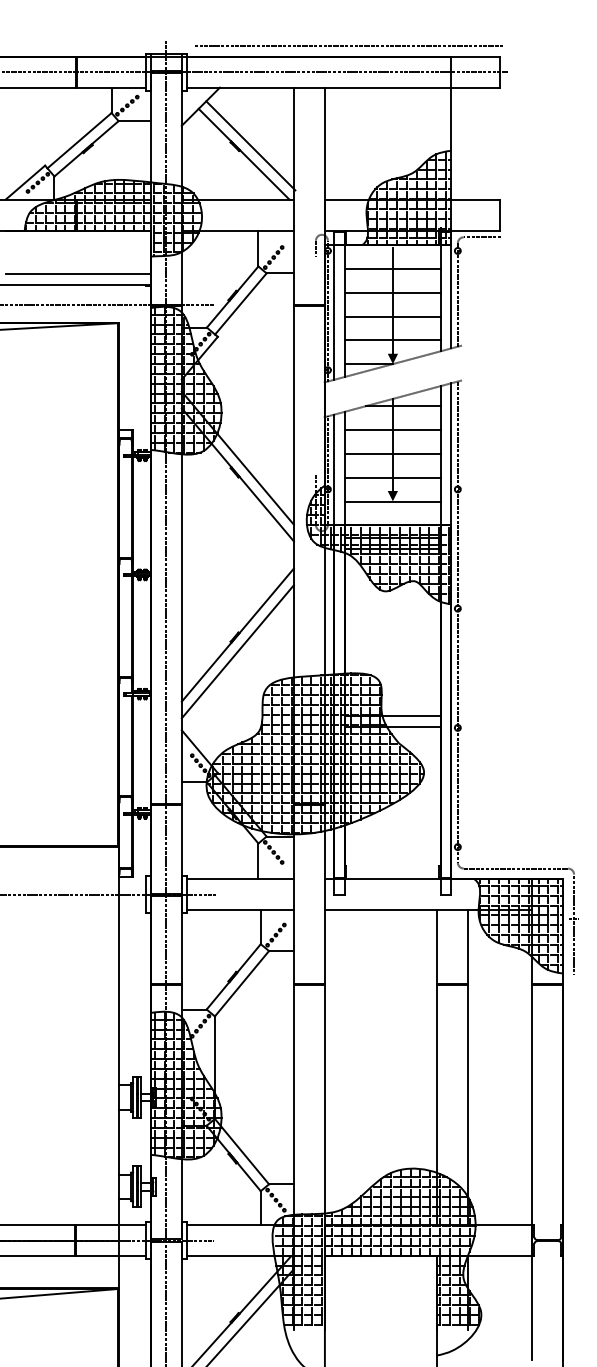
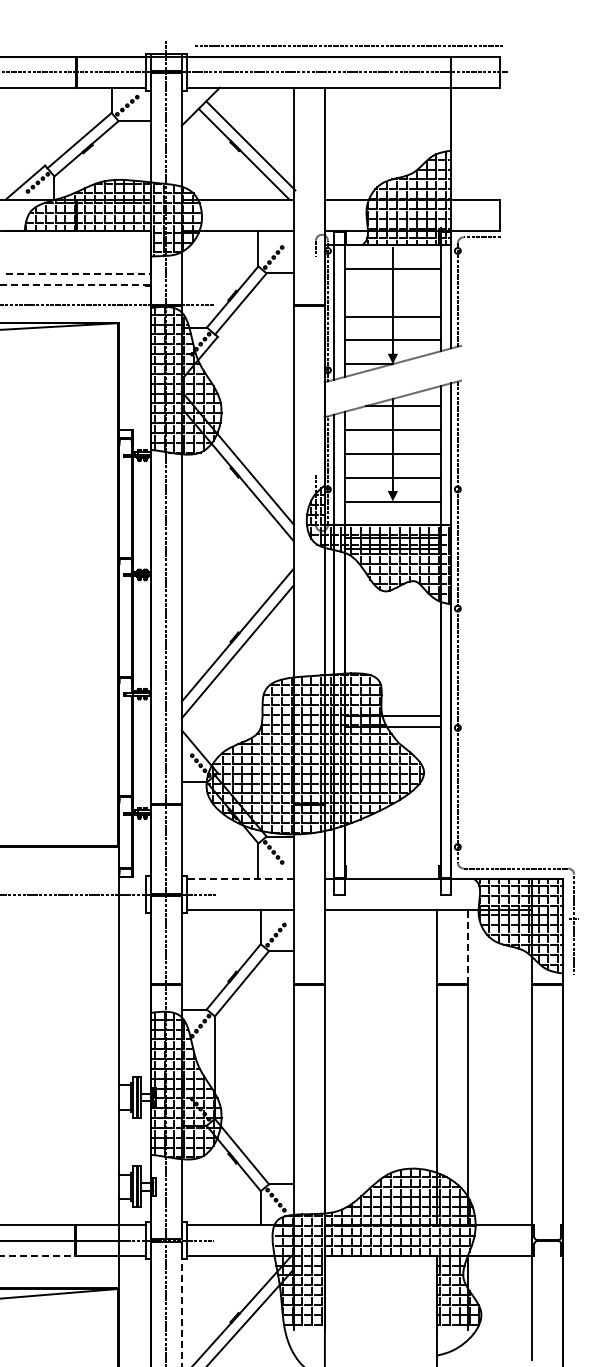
line: solid -> dashed (78, 274)
line: solid -> dashed (75, 284)
line: present -> none (392, 292)
line: solid -> dashed (240, 879)
line: solid -> dashed (467, 947)
line: solid -> dashed (37, 1256)
line: solid -> dashed (181, 1304)
